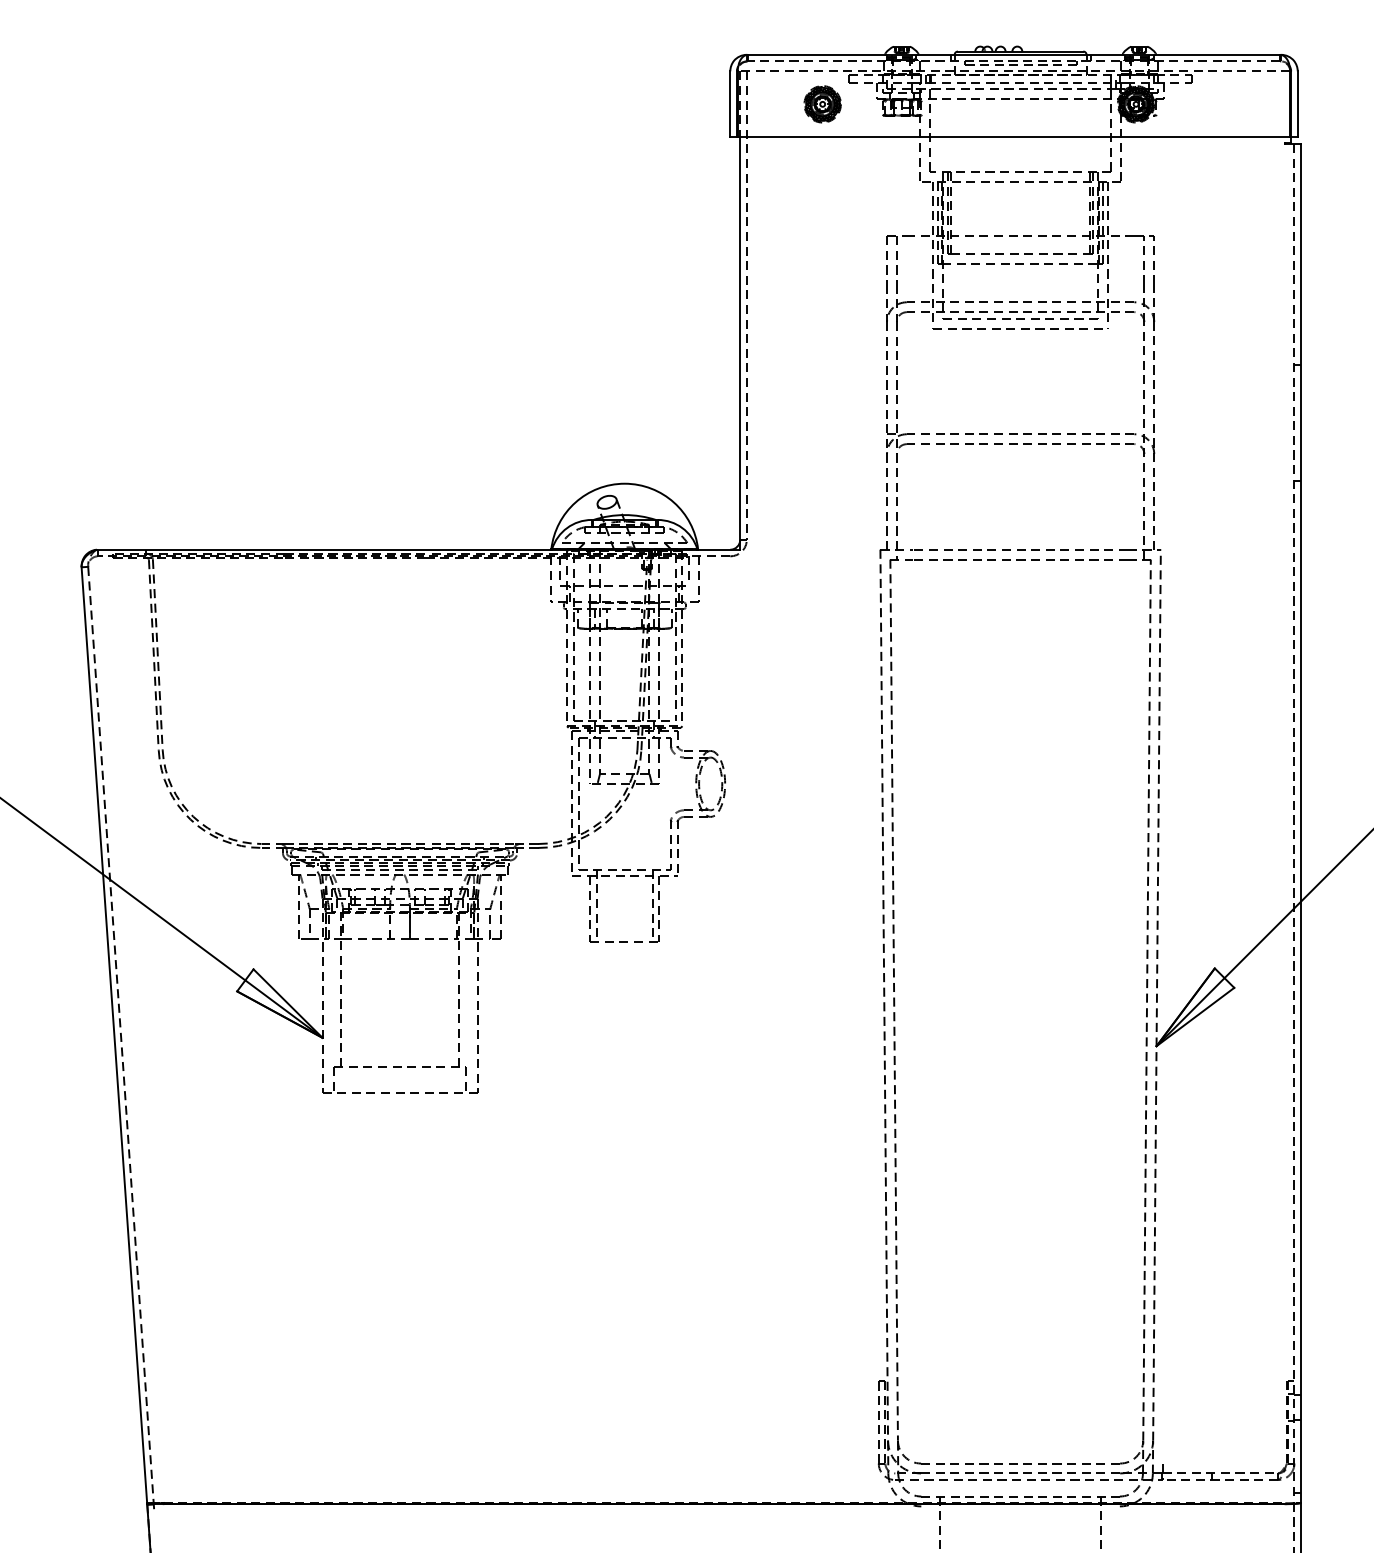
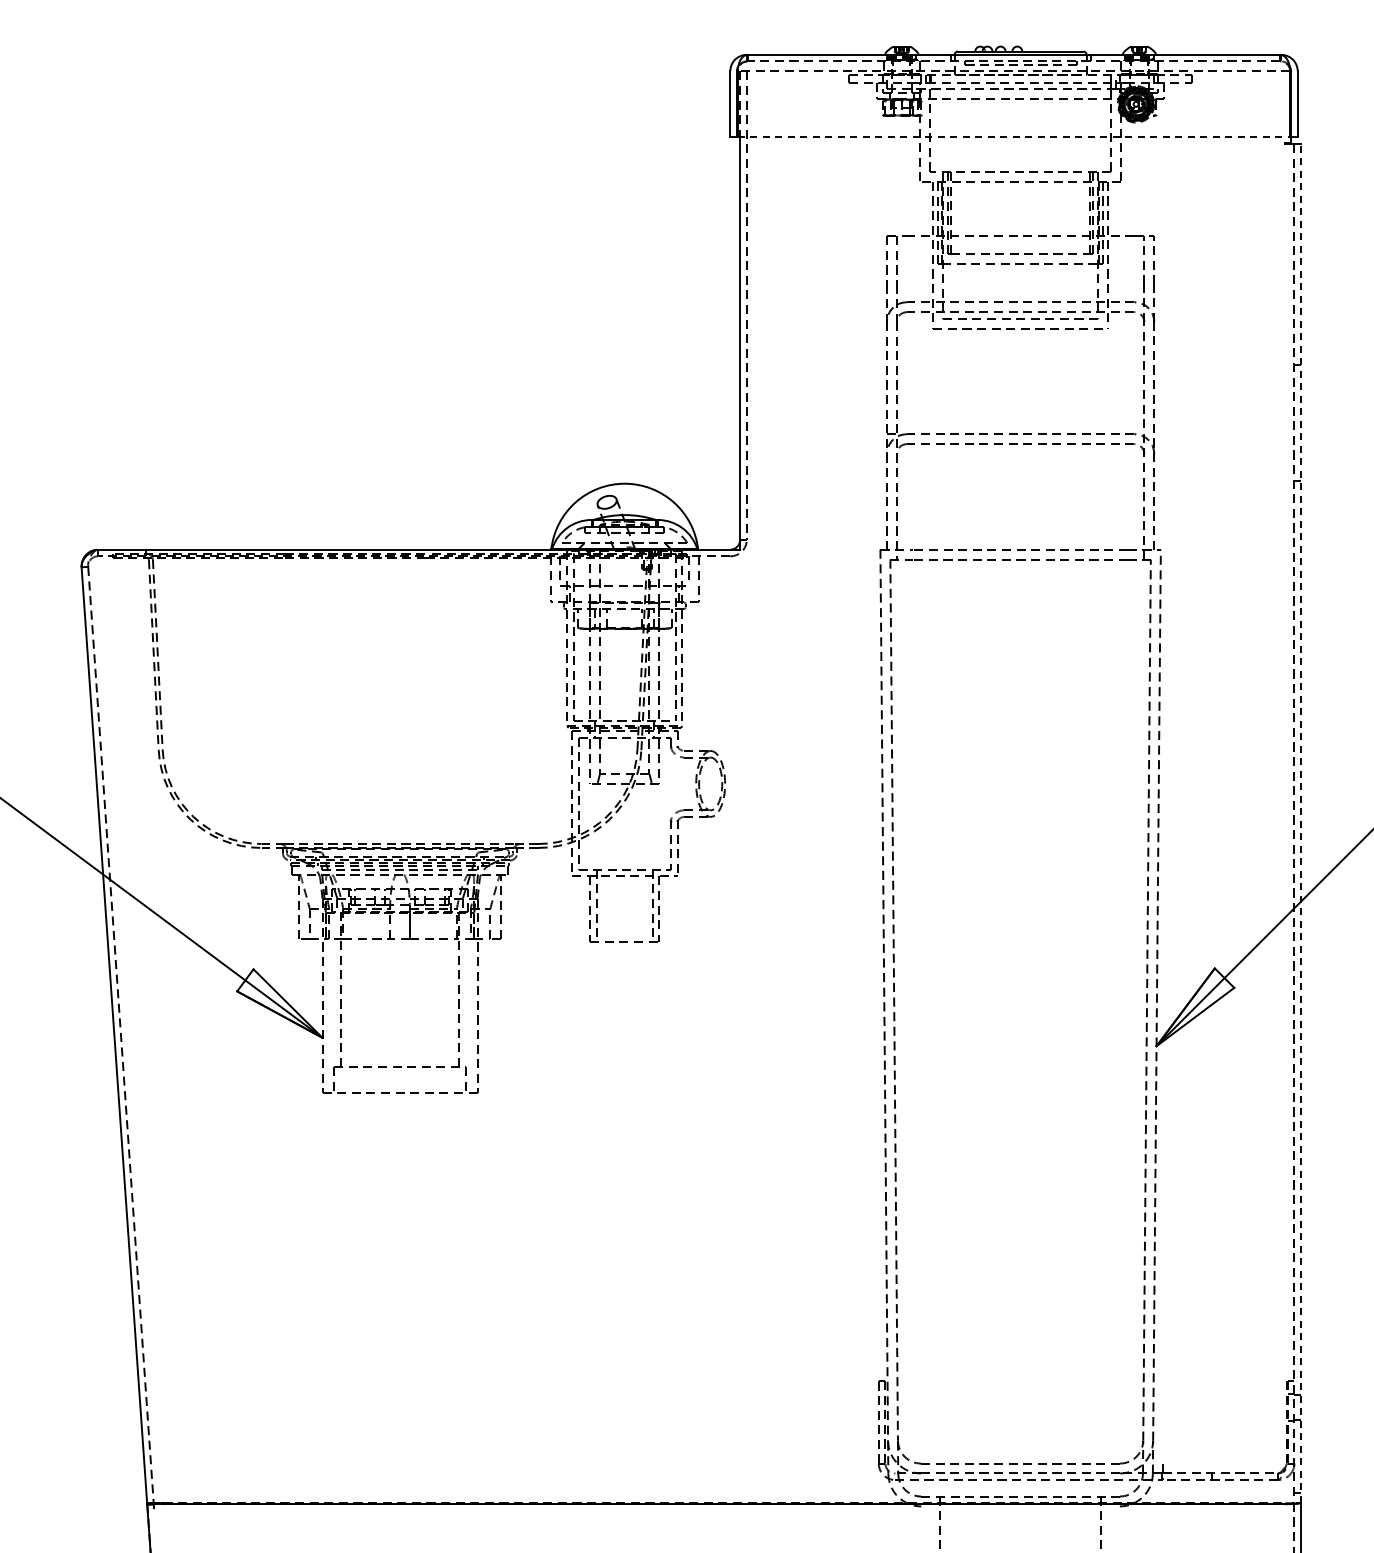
part: present -> none (822, 104)
line: solid -> dashed (1014, 137)
line: solid -> dashed (1301, 822)
